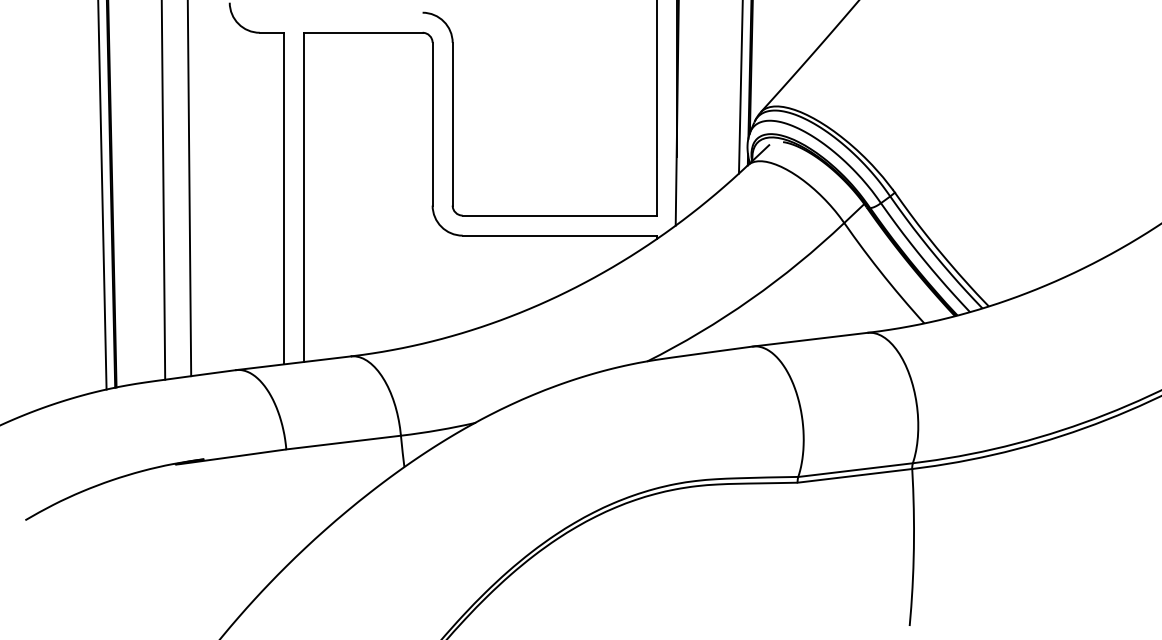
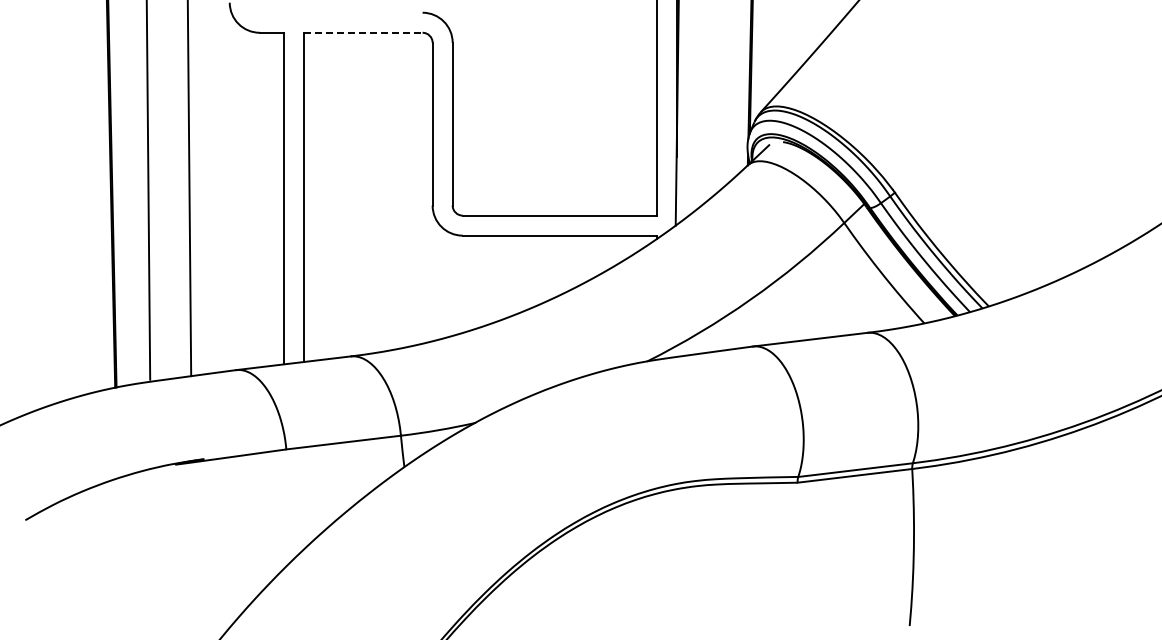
line: solid -> dashed (363, 32)
line: present -> none (740, 87)
line position: (163, 190) -> (148, 190) (148, 190)
line: present -> none (102, 195)
